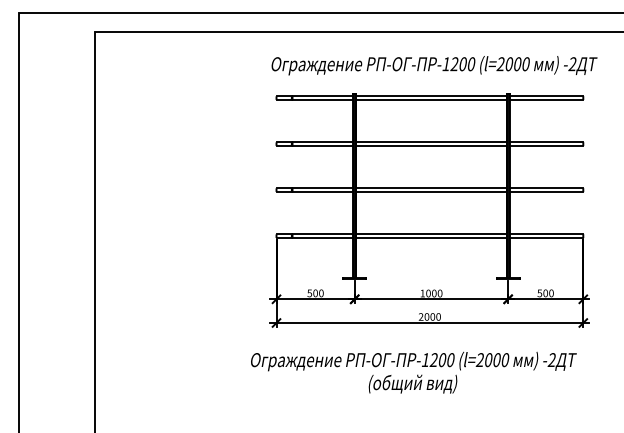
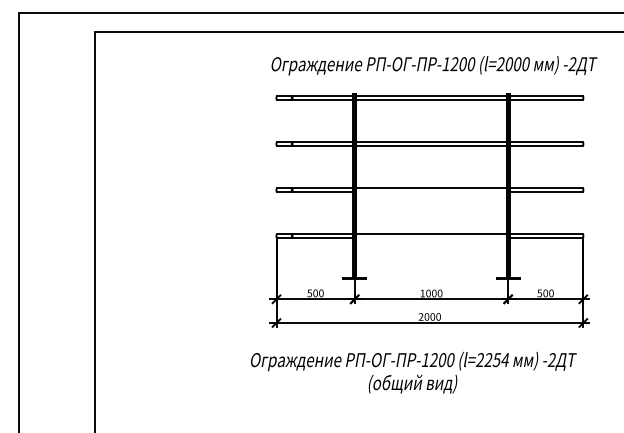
line: present -> none (431, 192)
line: present -> none (431, 238)
text: (l=2000 -> (l=2254 (496, 360)
